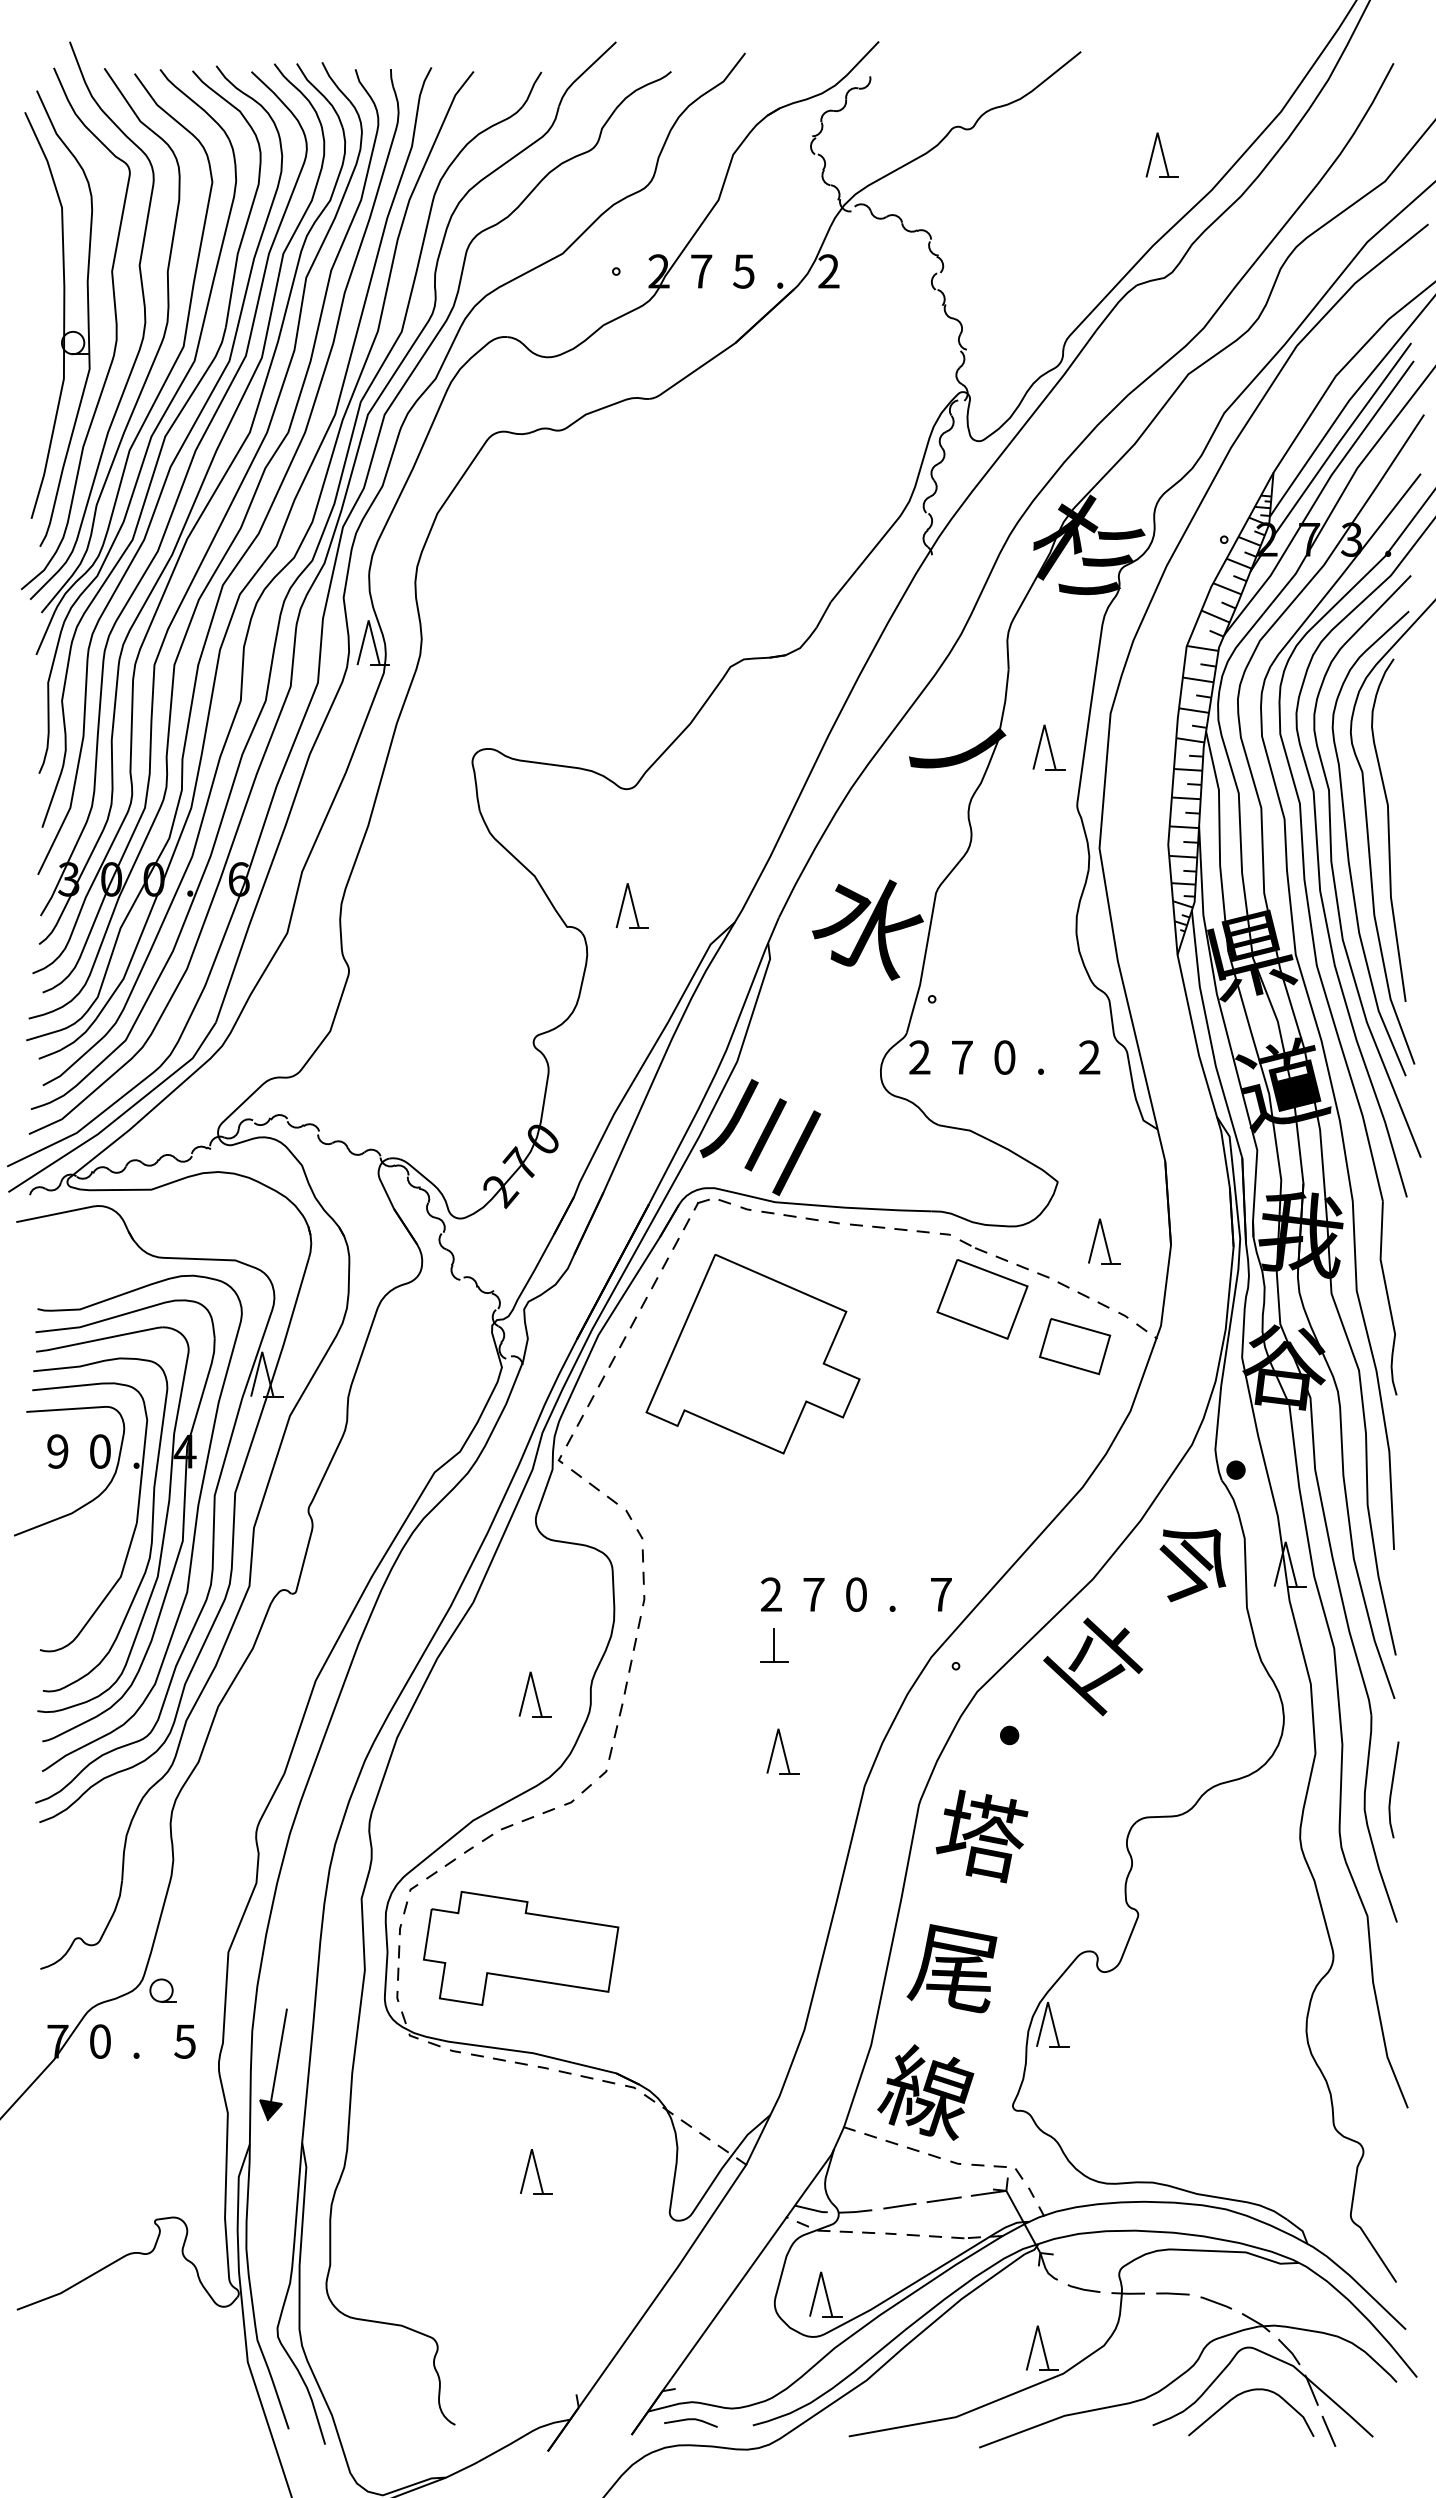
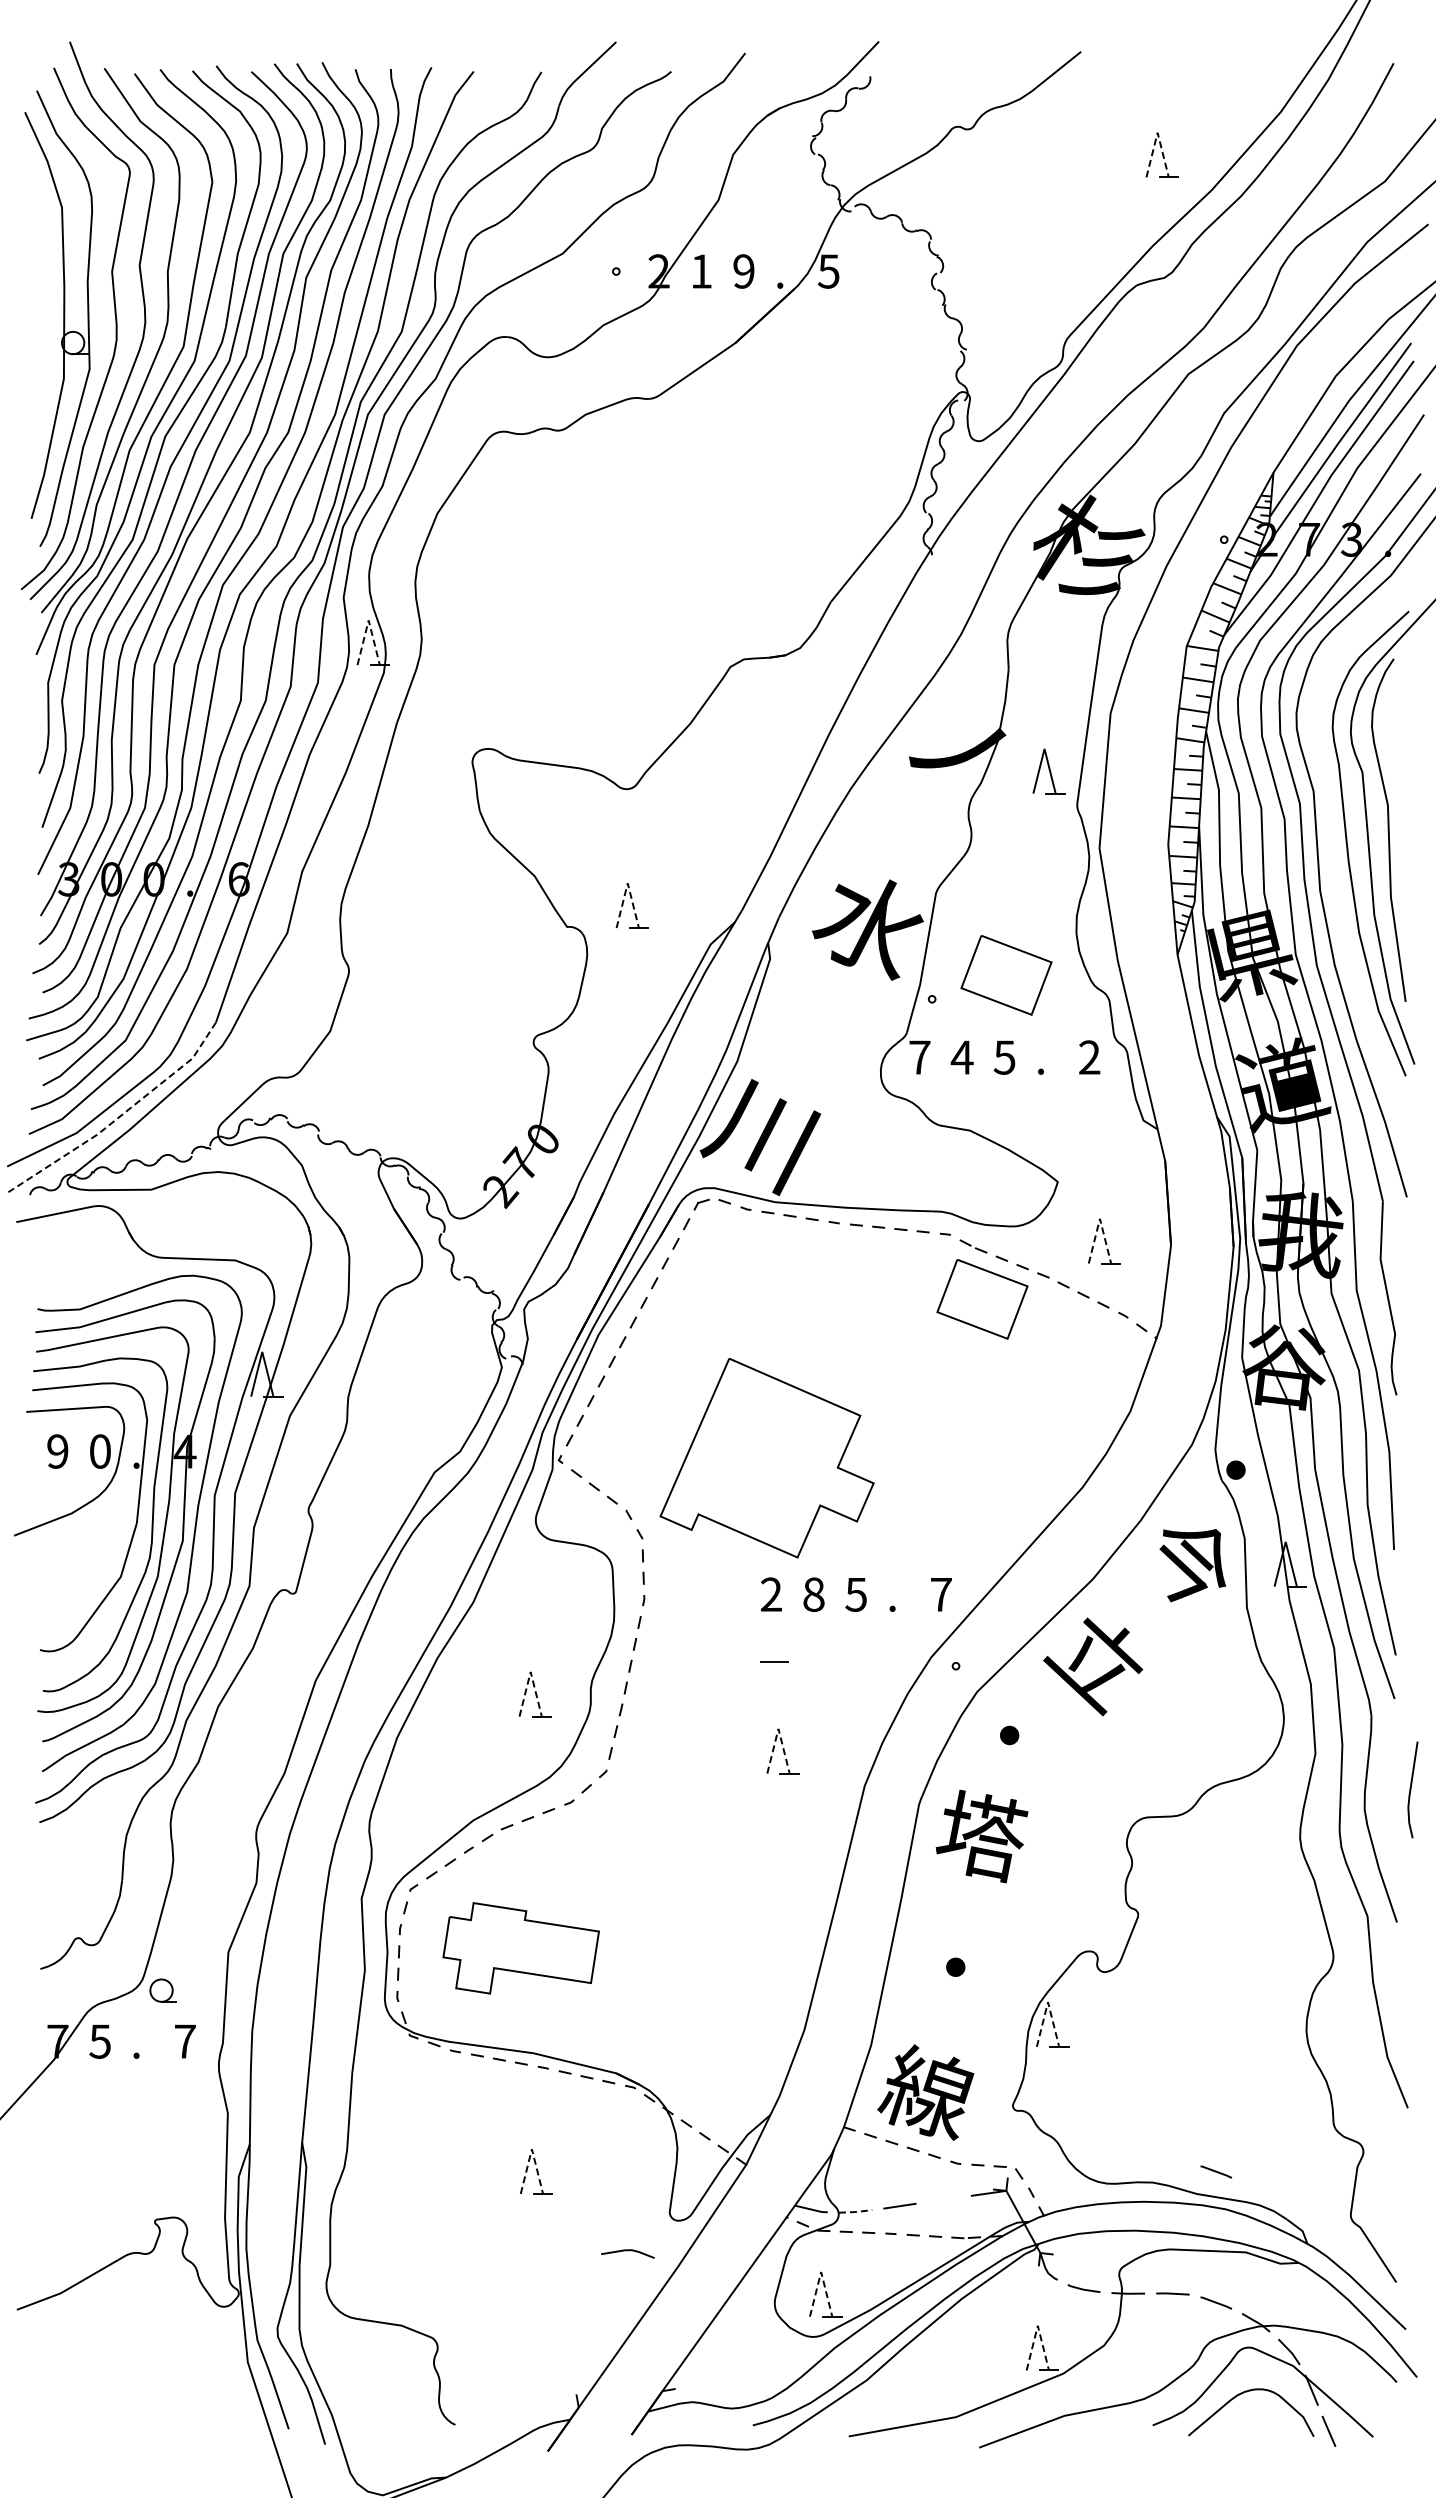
line: solid -> dashed (1157, 132)
text: 7 -> 1 (701, 271)
text: 5 -> 9 (743, 271)
text: 2 -> 5 (828, 271)
line: solid -> dashed (368, 620)
part position: (1048, 747) -> (1048, 771) (1048, 771)
curve: present -> none (1334, 874)
line: solid -> dashed (627, 883)
part: none -> present (1006, 975)
text: 2 -> 7 (919, 1057)
text: 7 -> 4 (961, 1057)
text: 0 -> 5 (1004, 1057)
line: solid -> dashed (120, 1116)
line: solid -> dashed (1099, 1218)
part: present -> none (1075, 1346)
part position: (752, 1354) -> (766, 1458) (766, 1458)
text: 7 -> 8 (813, 1594)
text: 0 -> 5 (855, 1594)
line: present -> none (774, 1645)
line: solid -> dashed (530, 1671)
line: solid -> dashed (778, 1728)
line position: (1392, 1789) -> (1411, 1789) (1411, 1789)
part size: 197x116 px -> 158x93 px (520, 1948)
text: 尾 -> ・ (951, 1968)
line: solid -> dashed (1048, 2002)
text: 0 -> 5 (99, 2041)
text: 5 -> 7 (184, 2041)
part: present -> none (273, 2064)
line: solid -> dashed (531, 2149)
line: none -> present (1216, 2171)
line: present -> none (943, 2199)
line: solid -> dashed (855, 2212)
line: solid -> dashed (821, 2271)
line: solid -> dashed (1037, 2325)
line position: (690, 2420) -> (627, 2251) (627, 2251)
